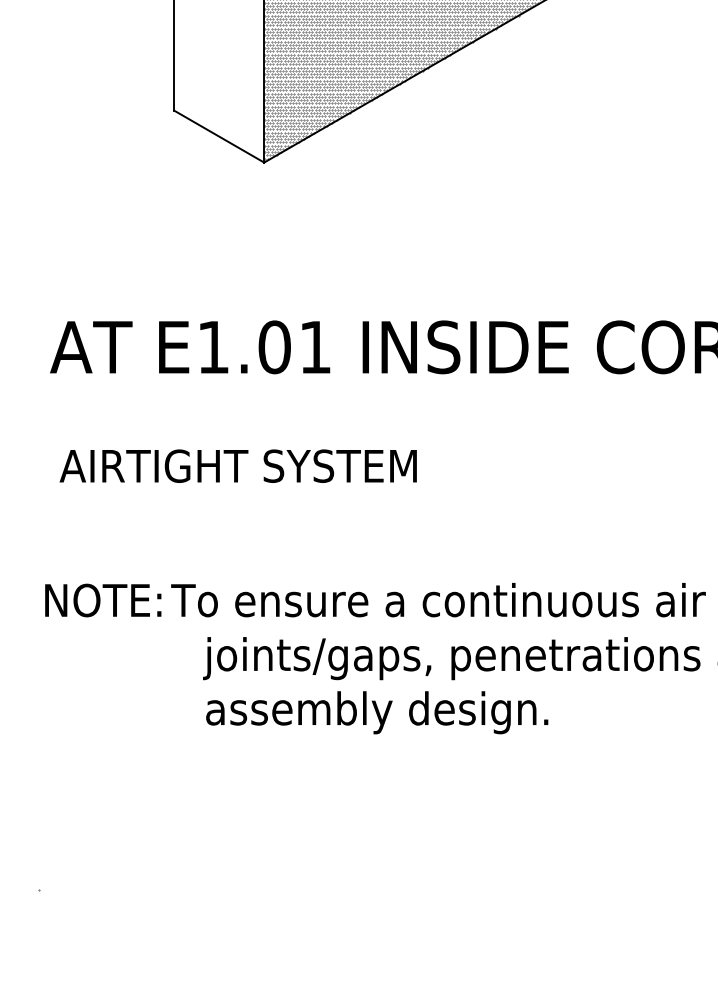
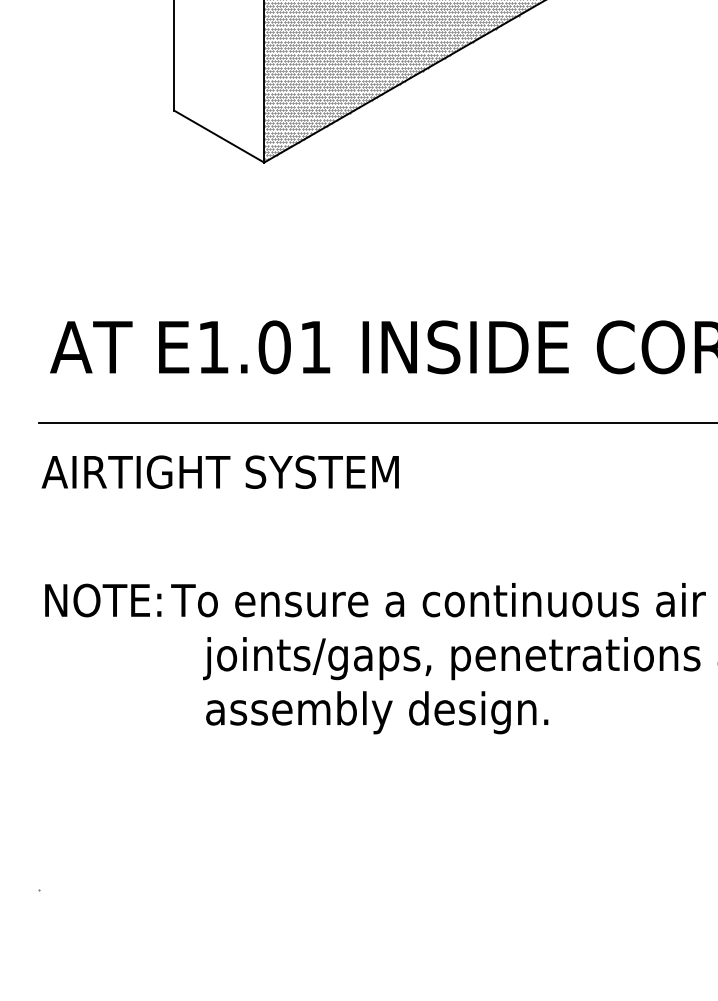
line: none -> present (376, 422)
text position: (237, 465) -> (219, 471) (219, 471)
